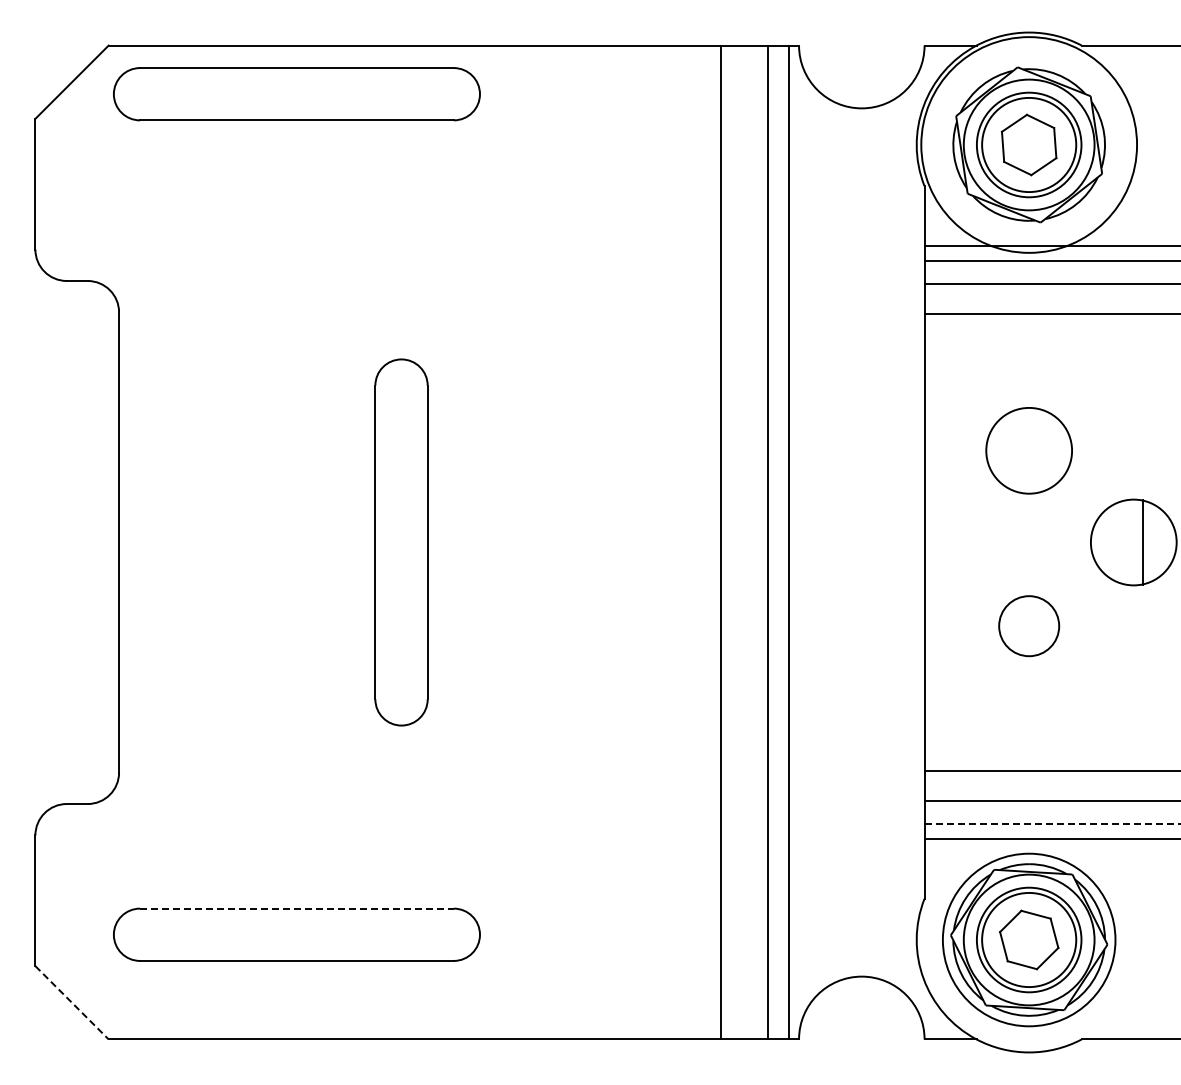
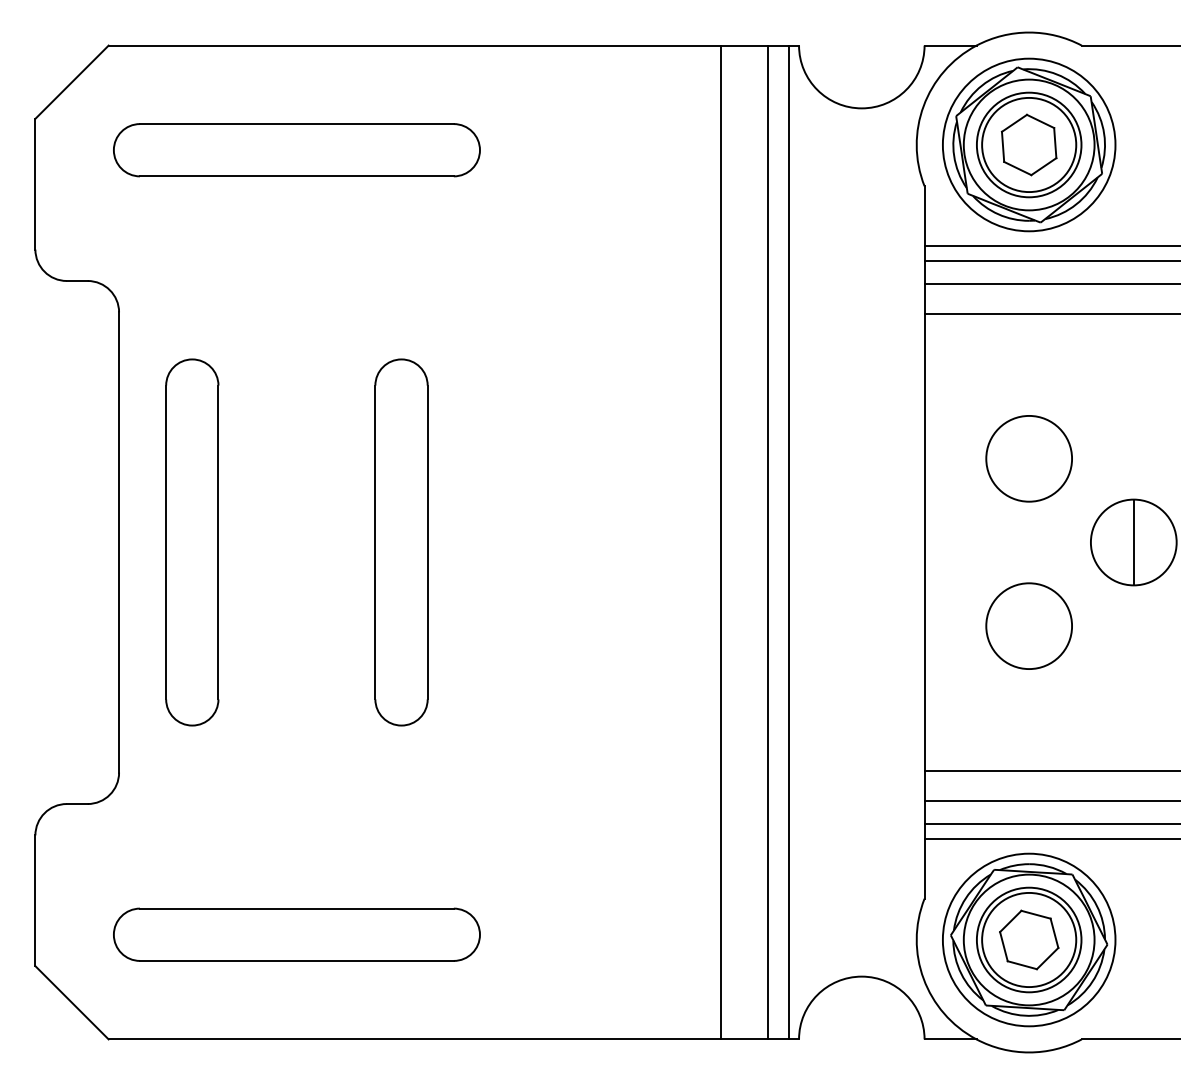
part position: (296, 94) -> (296, 150) (296, 150)
circle diameter: 216 px -> 173 px (1028, 144)
circle position: (1028, 450) -> (1028, 458) (1028, 458)
part: none -> present (192, 542)
line position: (1142, 542) -> (1133, 542) (1133, 542)
circle diameter: 60 px -> 86 px (1029, 626)
line: dashed -> solid (1053, 824)
line: dashed -> solid (296, 908)
line: dashed -> solid (72, 1002)
